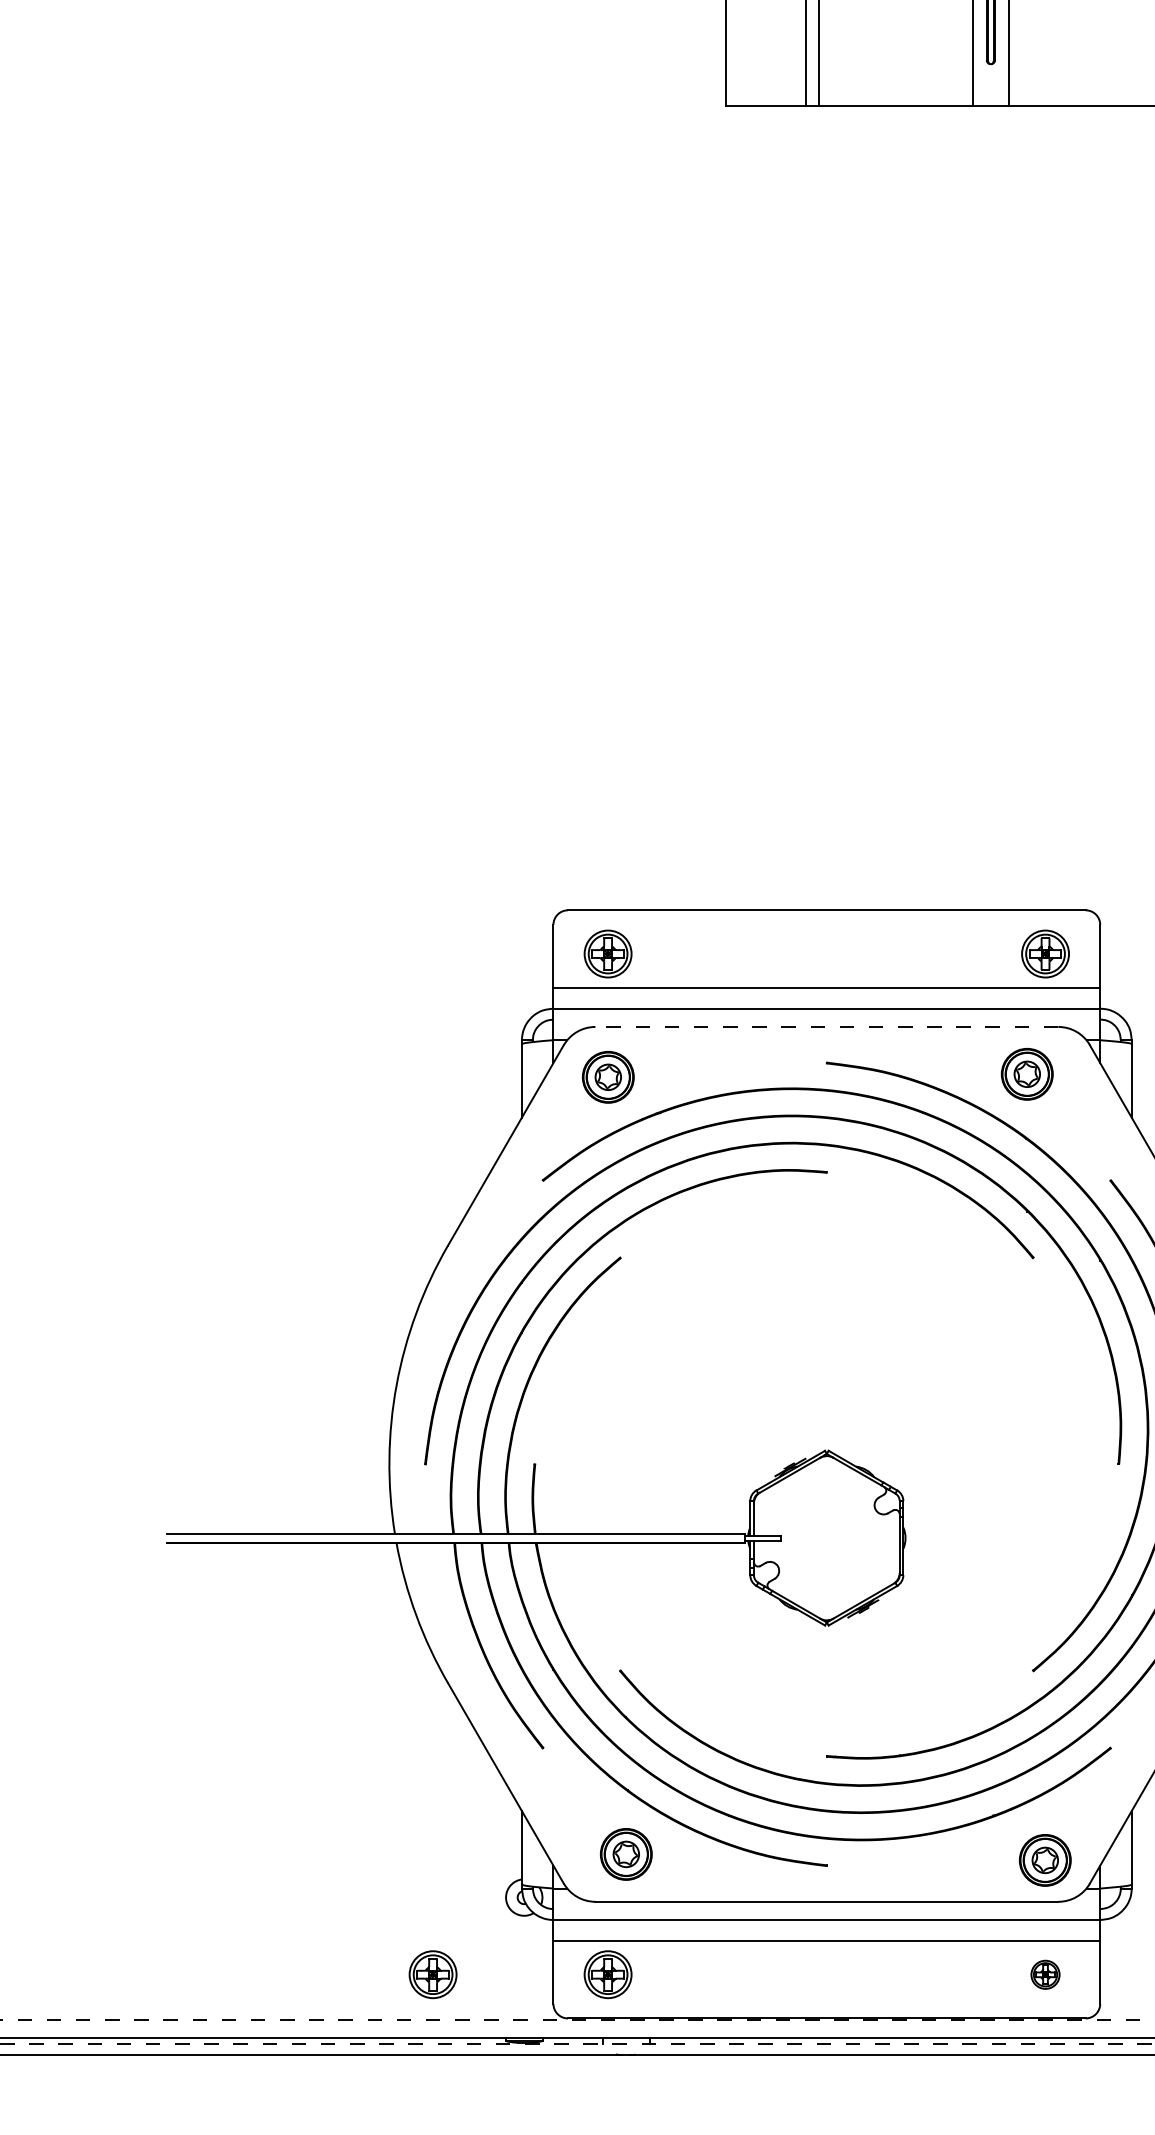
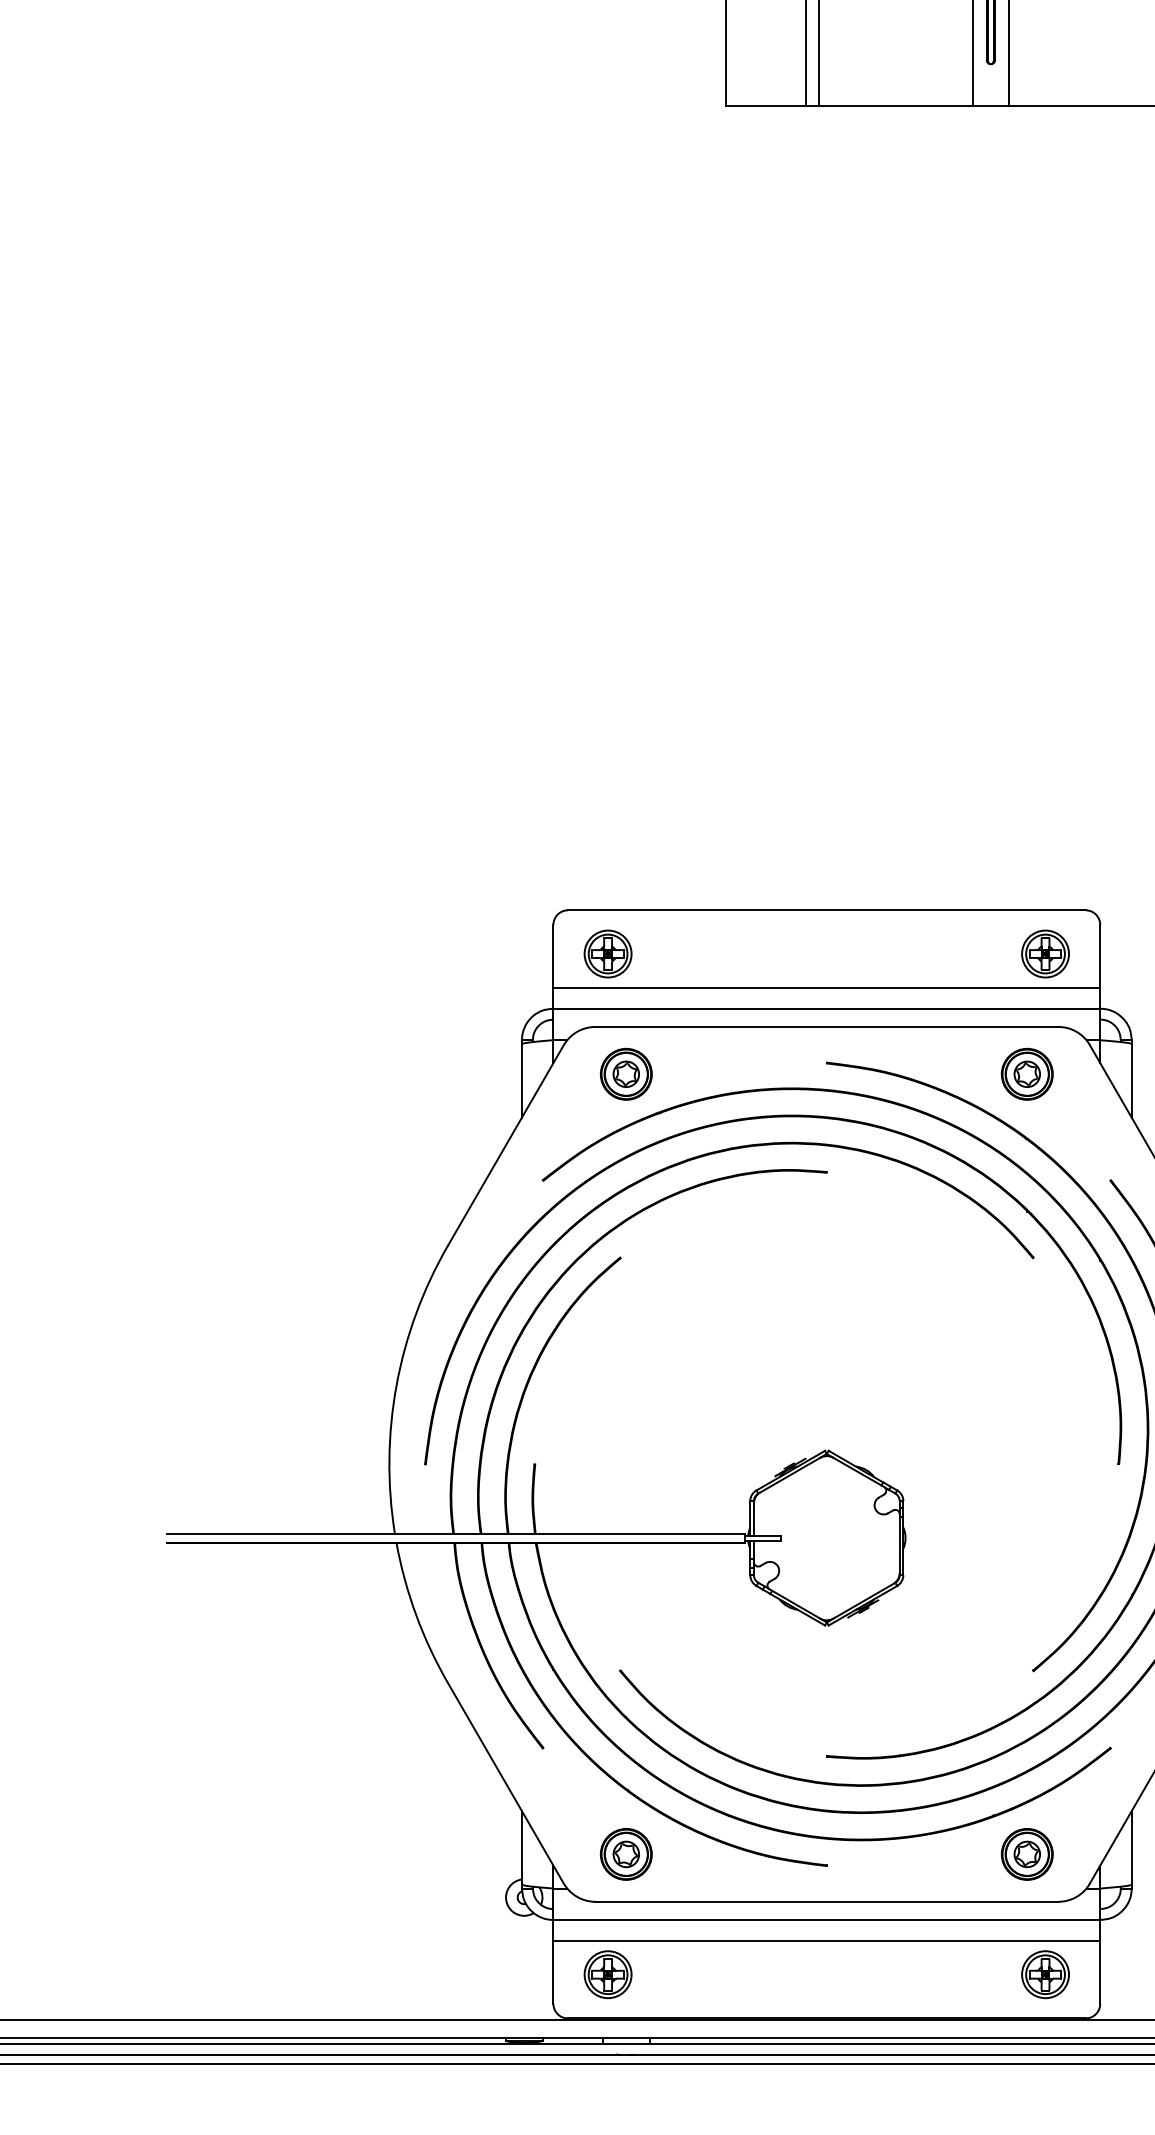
line: dashed -> solid (826, 1026)
part position: (607, 1076) -> (625, 1073) (625, 1073)
part position: (1044, 1860) -> (1026, 1854) (1026, 1854)
part: present -> none (432, 1974)
part size: 31x31 px -> 49x50 px (1045, 1974)
line: dashed -> solid (577, 2019)
line: dashed -> solid (577, 2043)
line: none -> present (576, 2063)
